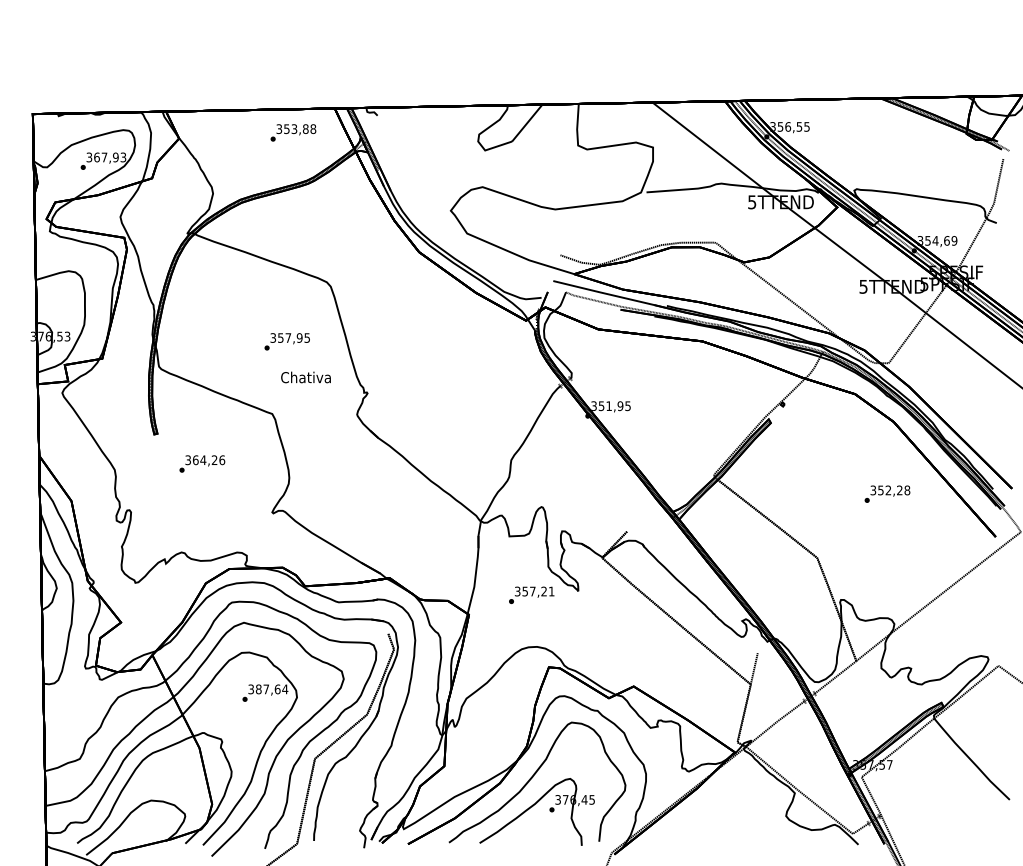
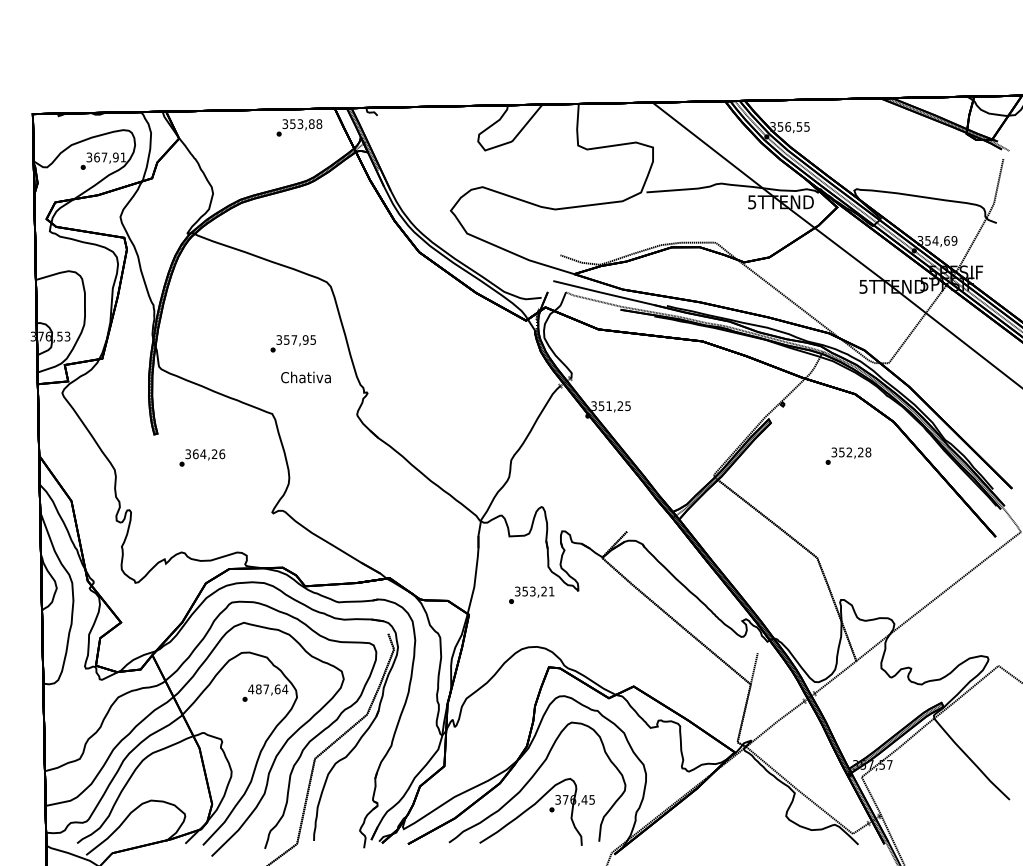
text position: (293, 132) -> (299, 127) (299, 127)
text: 367,93 -> 367,91 (123, 157)
text position: (286, 341) -> (292, 343) (292, 343)
text: 351,95 -> 351,25 (620, 406)
text position: (202, 463) -> (202, 457) (202, 457)
text position: (887, 493) -> (848, 455) (848, 455)
text: 357,21 -> 353,21 (532, 591)
text: 387,64 -> 487,64 (251, 689)
